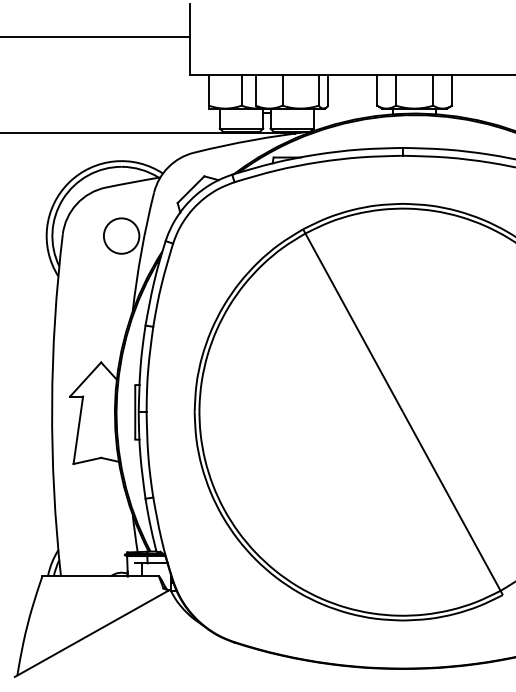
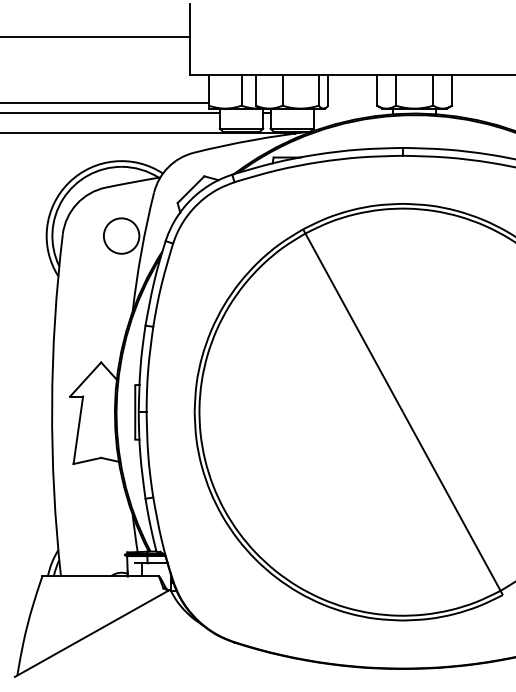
line: none -> present (105, 102)
line: none -> present (110, 113)
